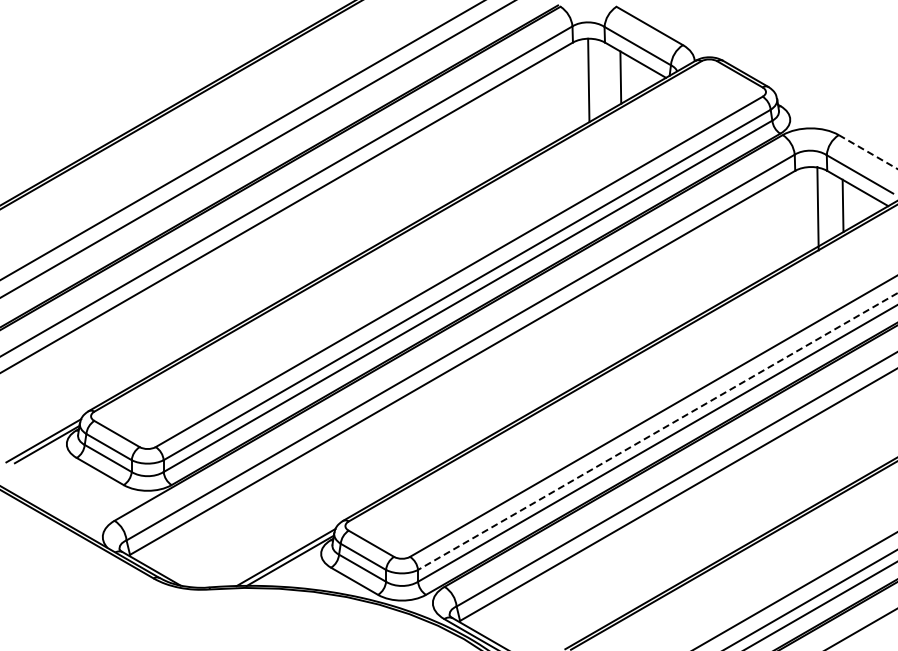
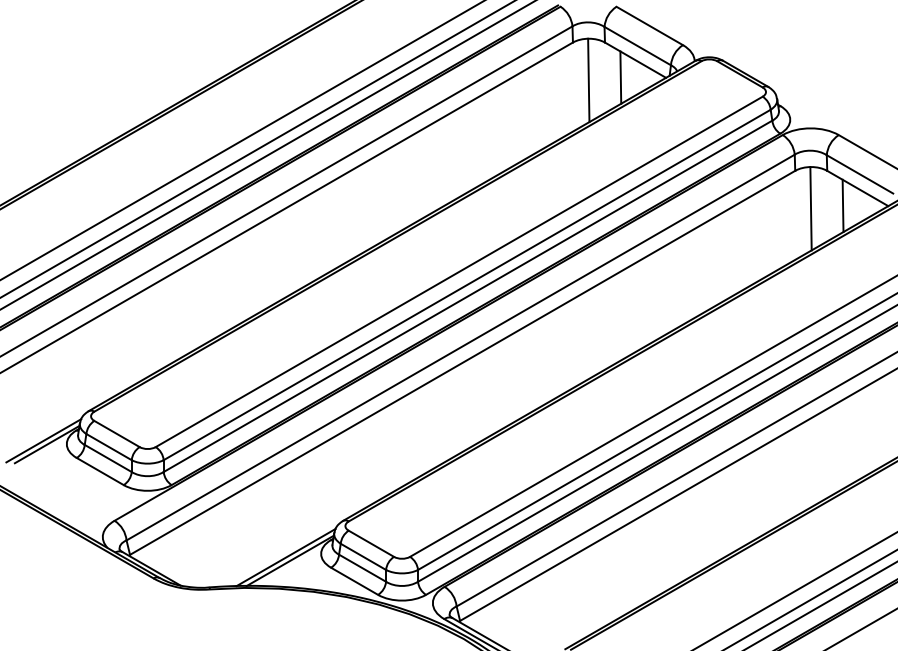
line: dashed -> solid (868, 152)
line: none -> present (267, 155)
line position: (817, 208) -> (810, 208) (810, 208)
line: dashed -> solid (657, 431)
